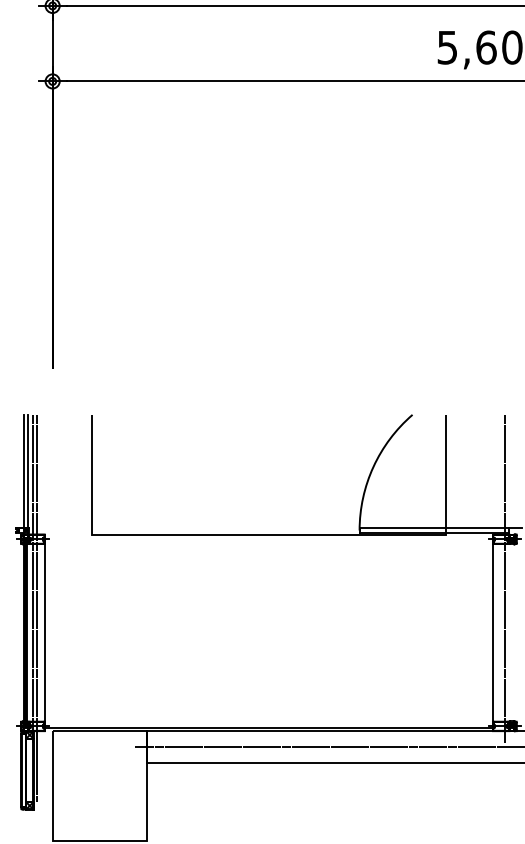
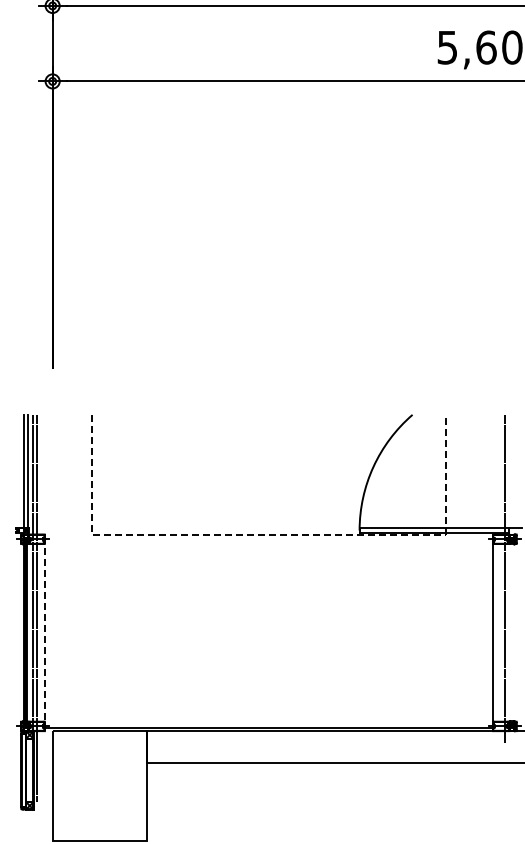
line: solid -> dashed (268, 534)
line: solid -> dashed (44, 637)
line: present -> none (328, 746)
